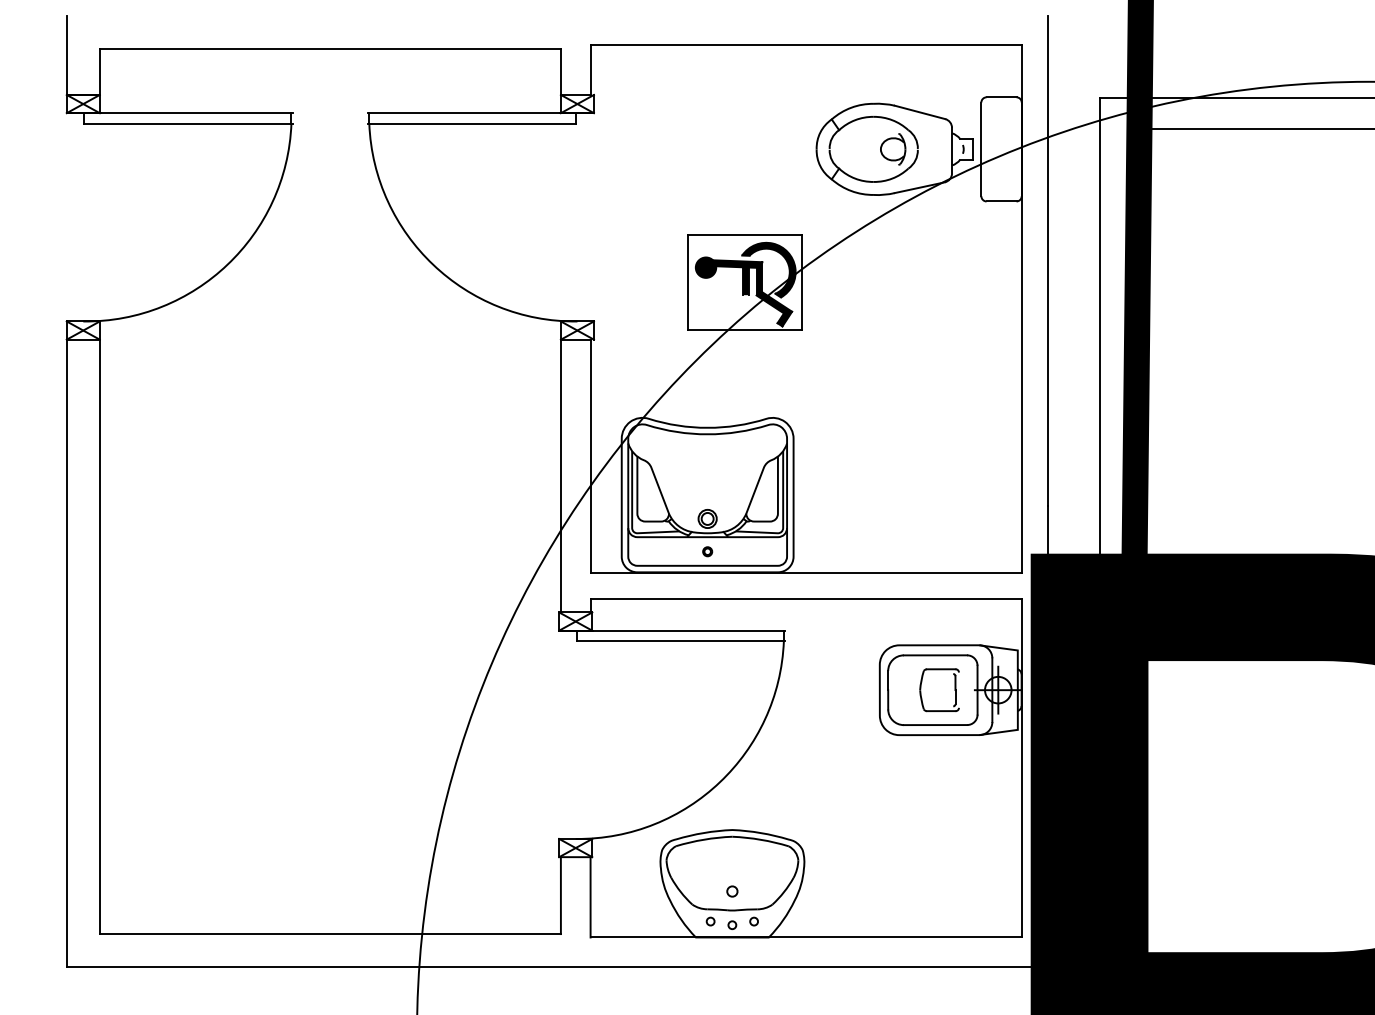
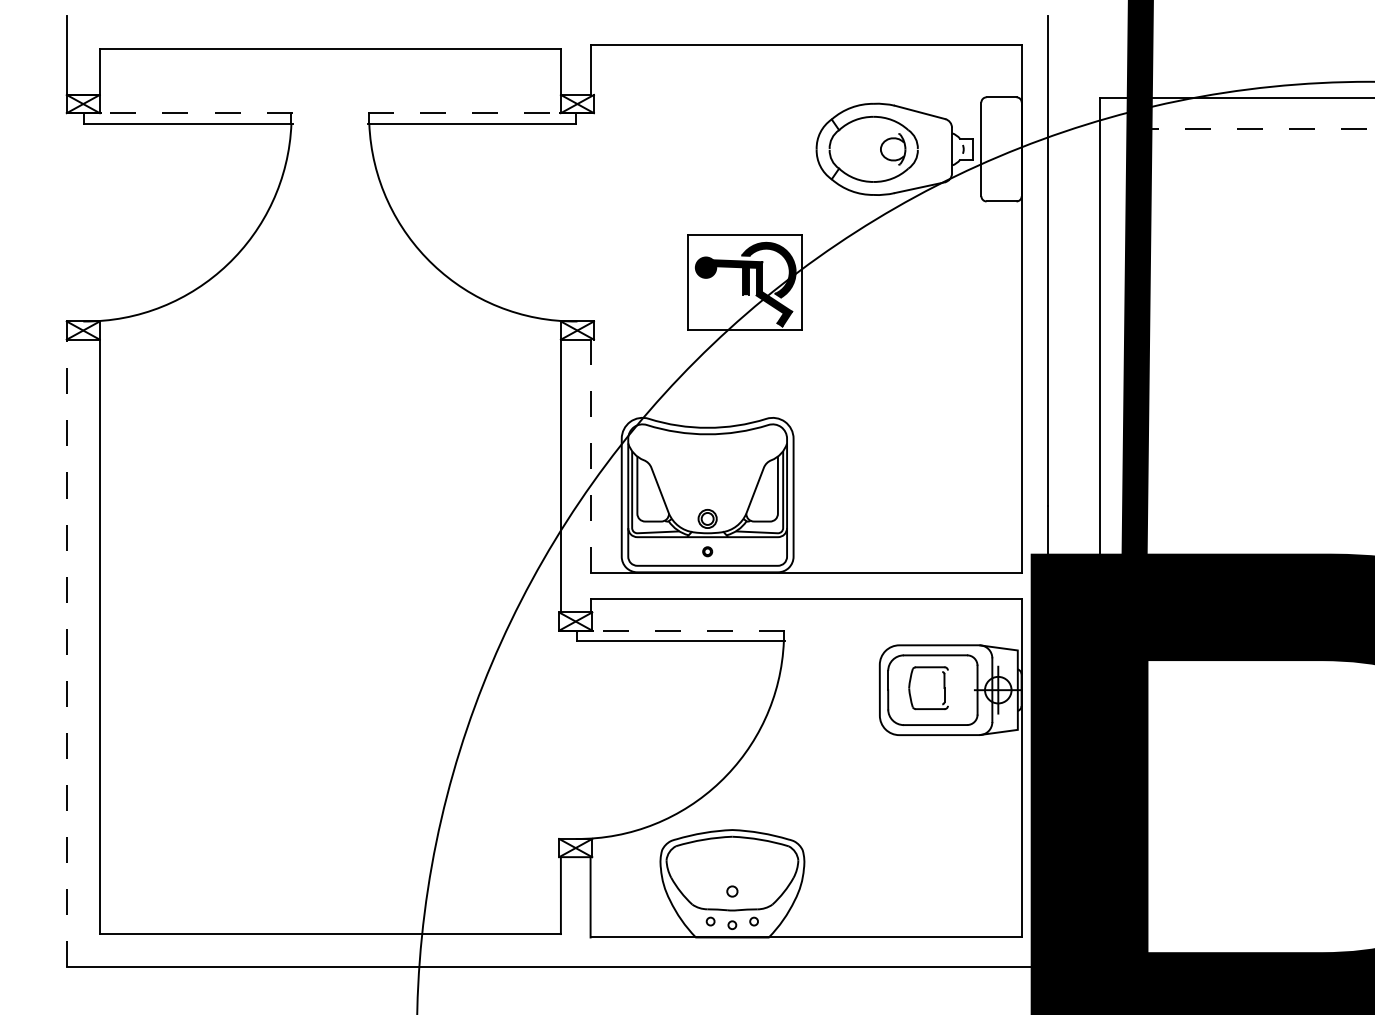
line: solid -> dashed (187, 113)
line: solid -> dashed (472, 113)
line: solid -> dashed (1253, 129)
line: solid -> dashed (590, 456)
line: solid -> dashed (680, 630)
line: solid -> dashed (66, 653)
part position: (954, 690) -> (943, 688) (943, 688)
